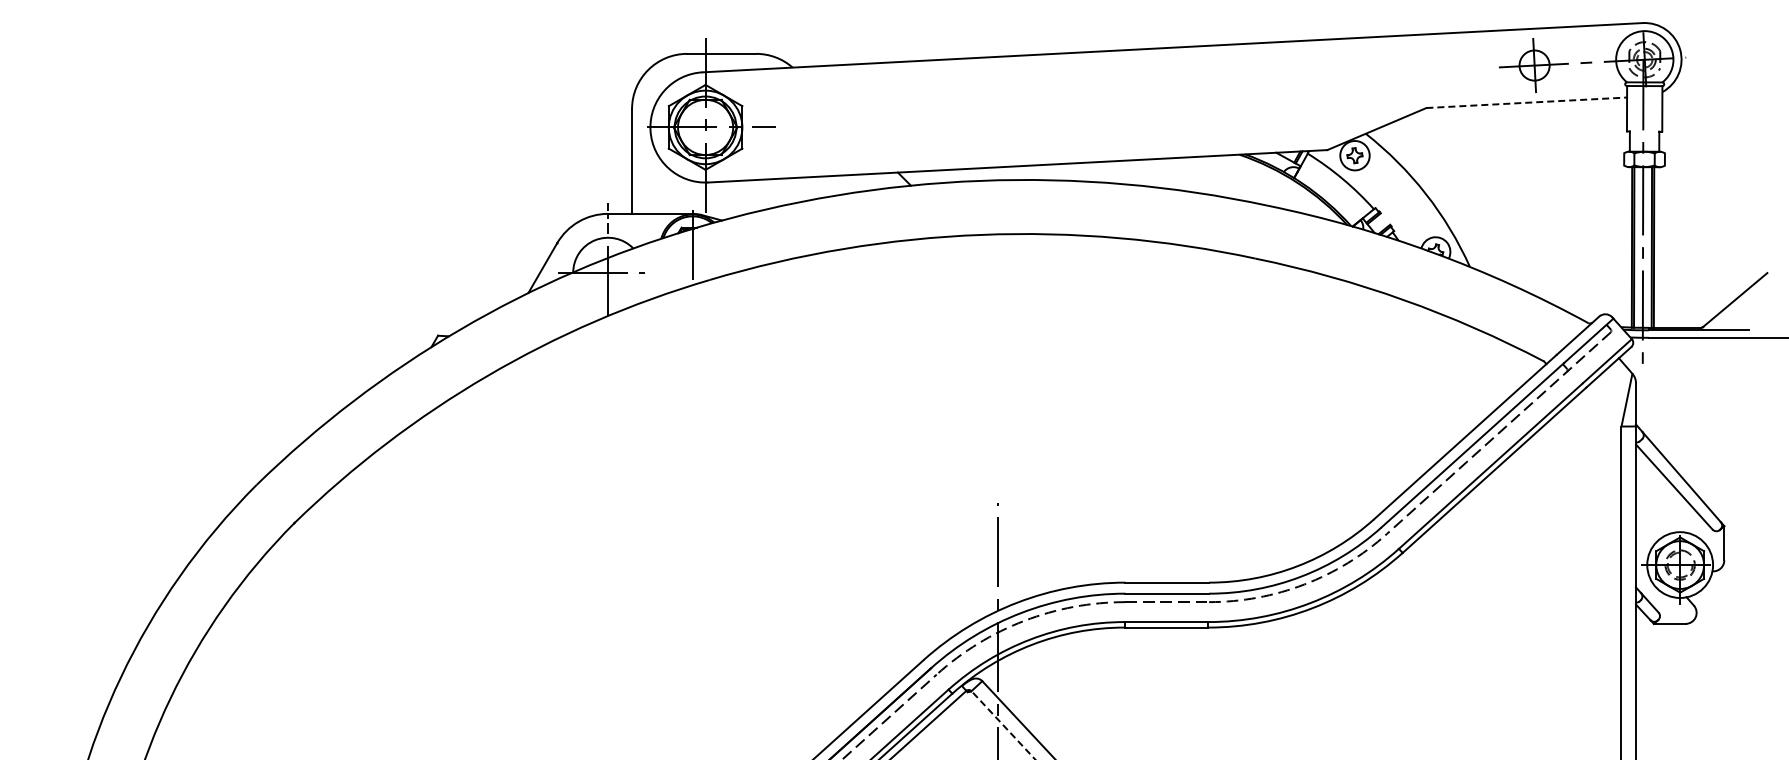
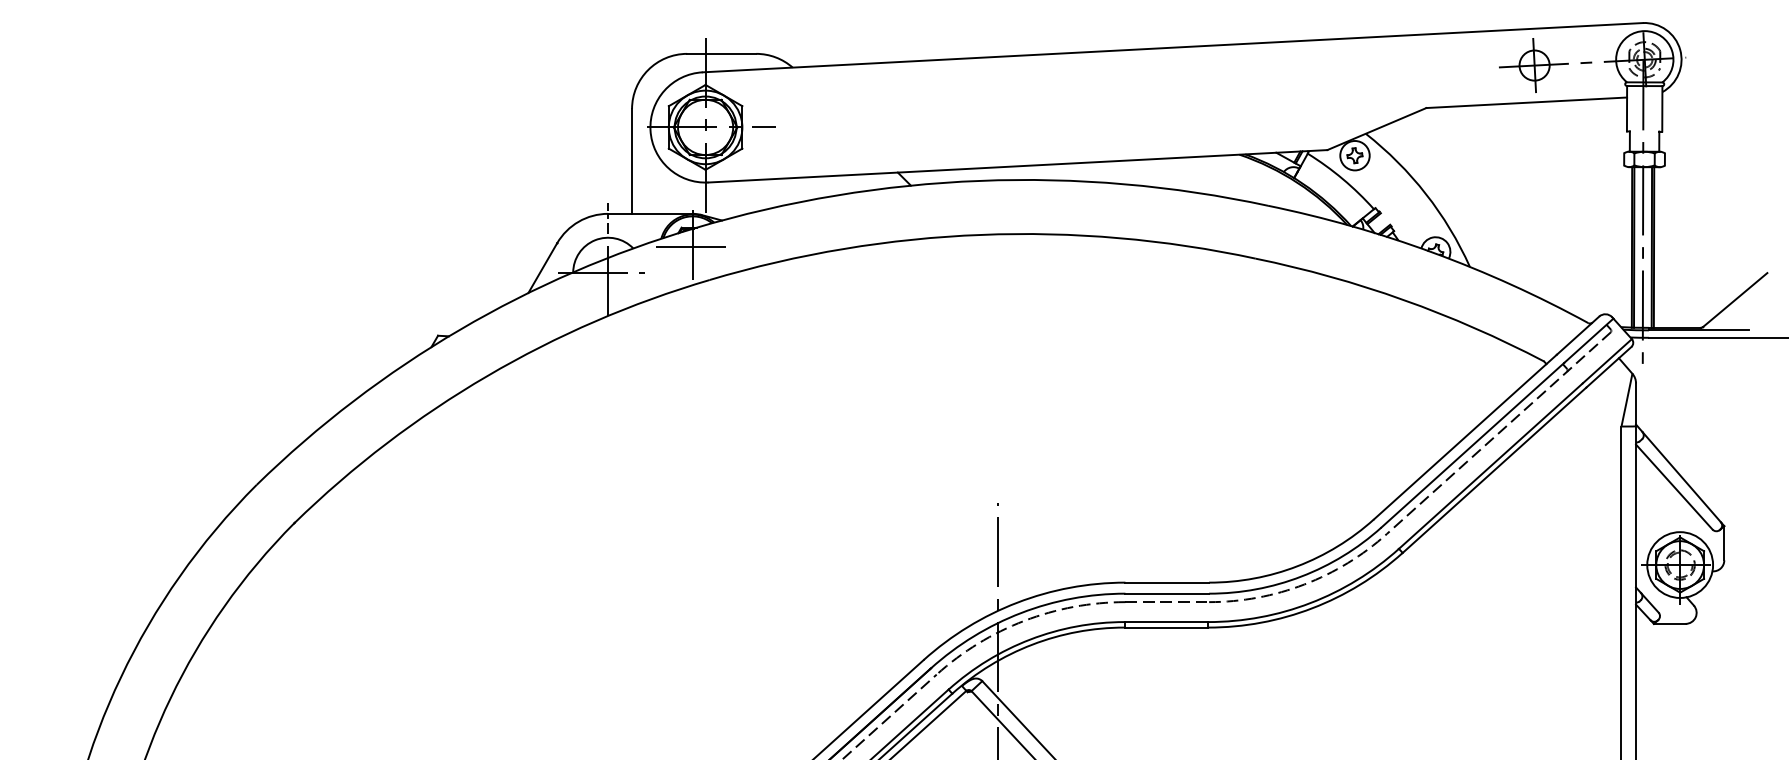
line: dashed -> solid (1527, 102)
line: none -> present (692, 246)
line: dashed -> solid (1003, 725)
